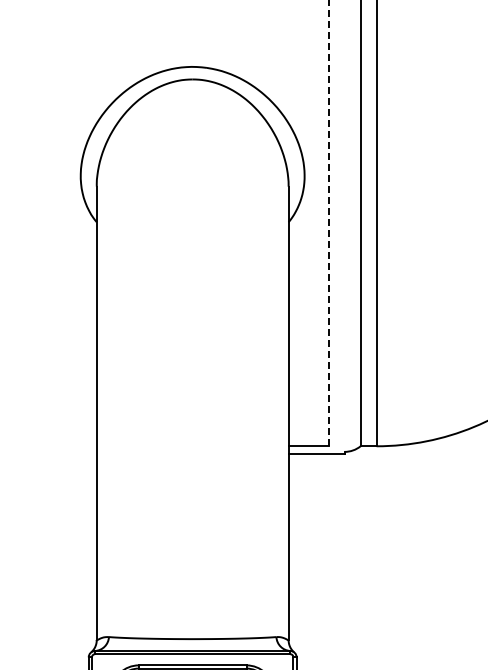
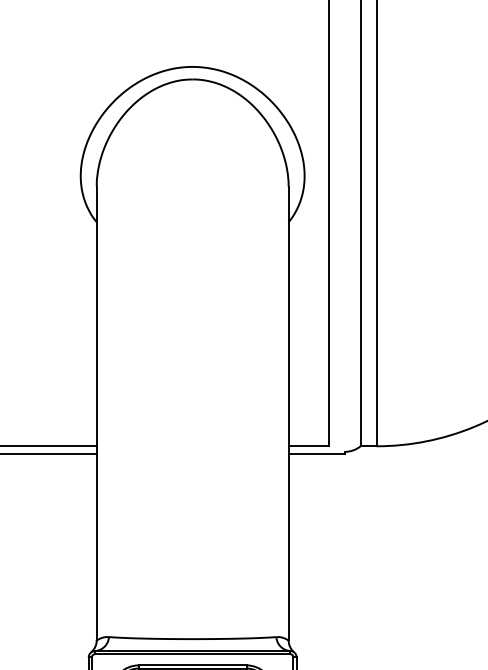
line: dashed -> solid (328, 223)
line: none -> present (49, 446)
line: none -> present (49, 454)
